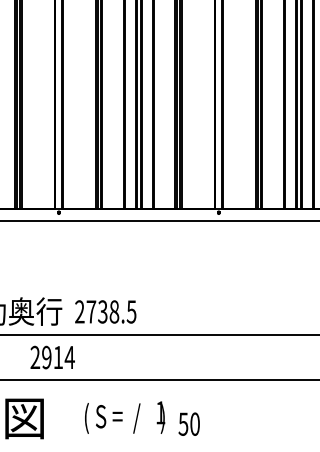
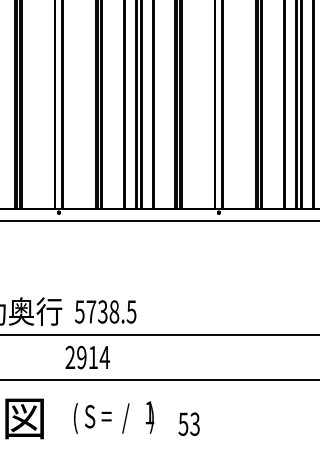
text: 2738.5 -> 5738.5 (79, 311)
text position: (52, 357) -> (87, 357) (87, 357)
text position: (125, 417) -> (114, 417) (114, 417)
text: 50 -> 53 (194, 423)
